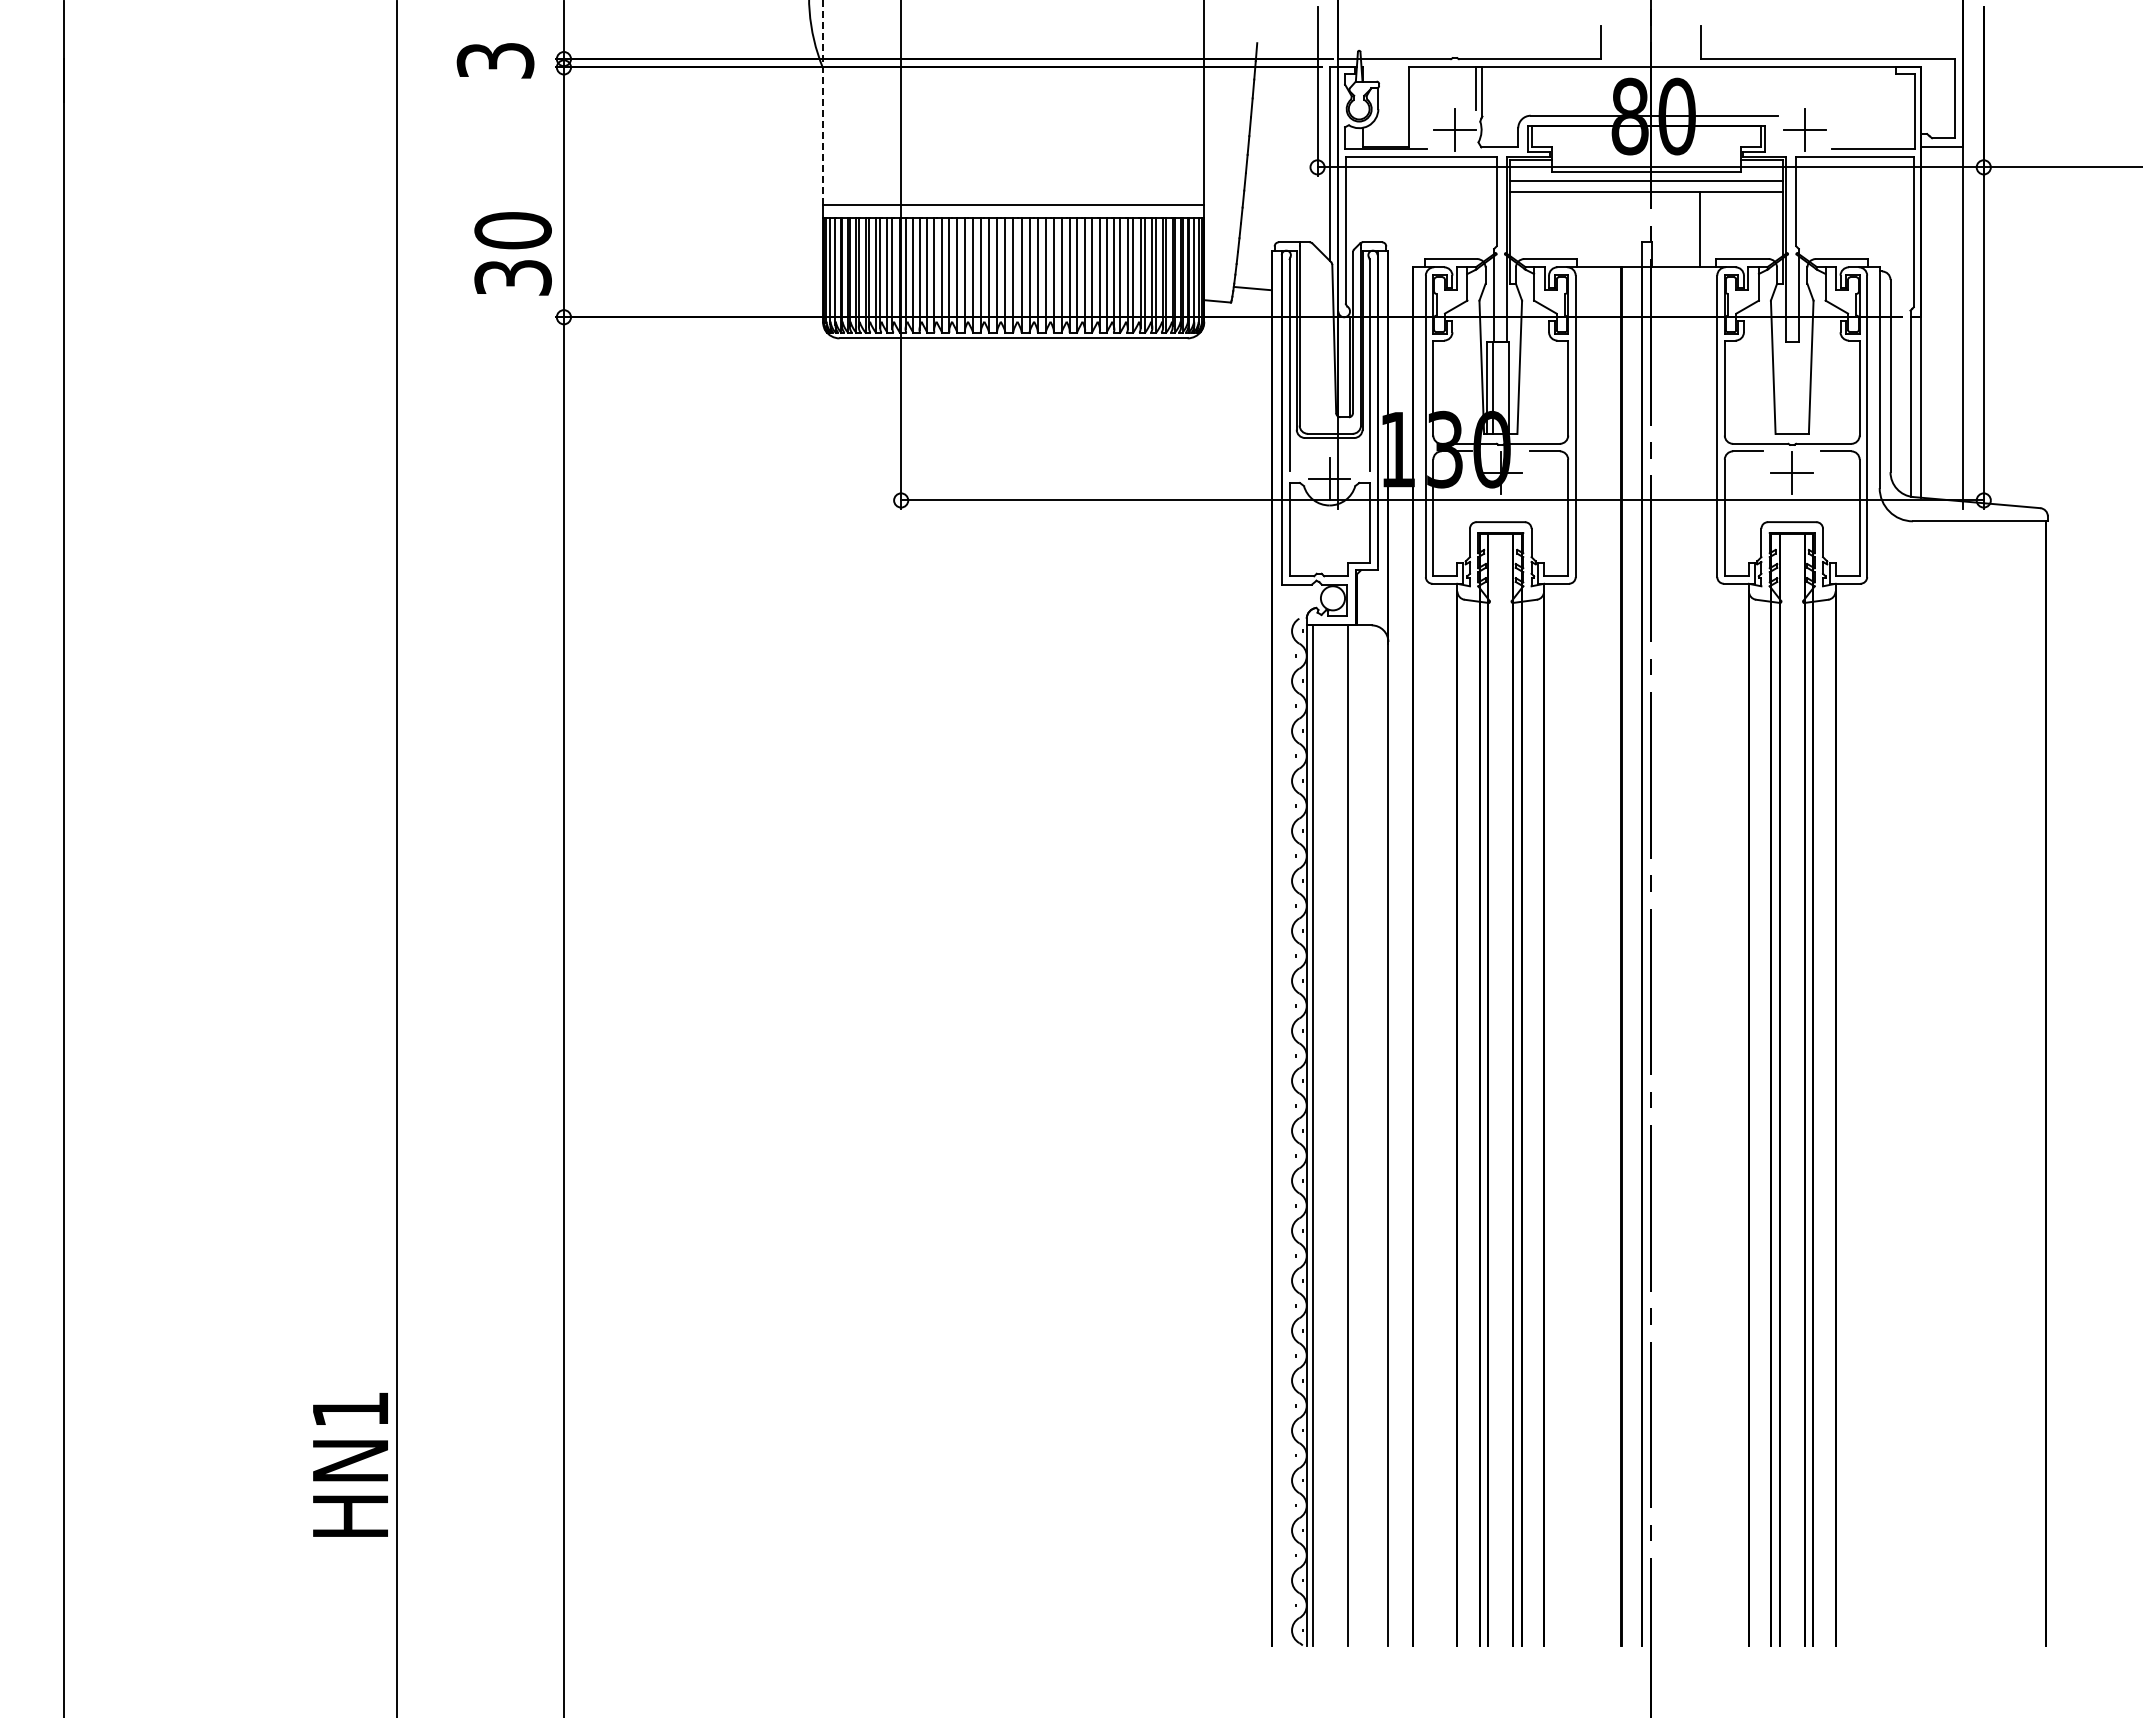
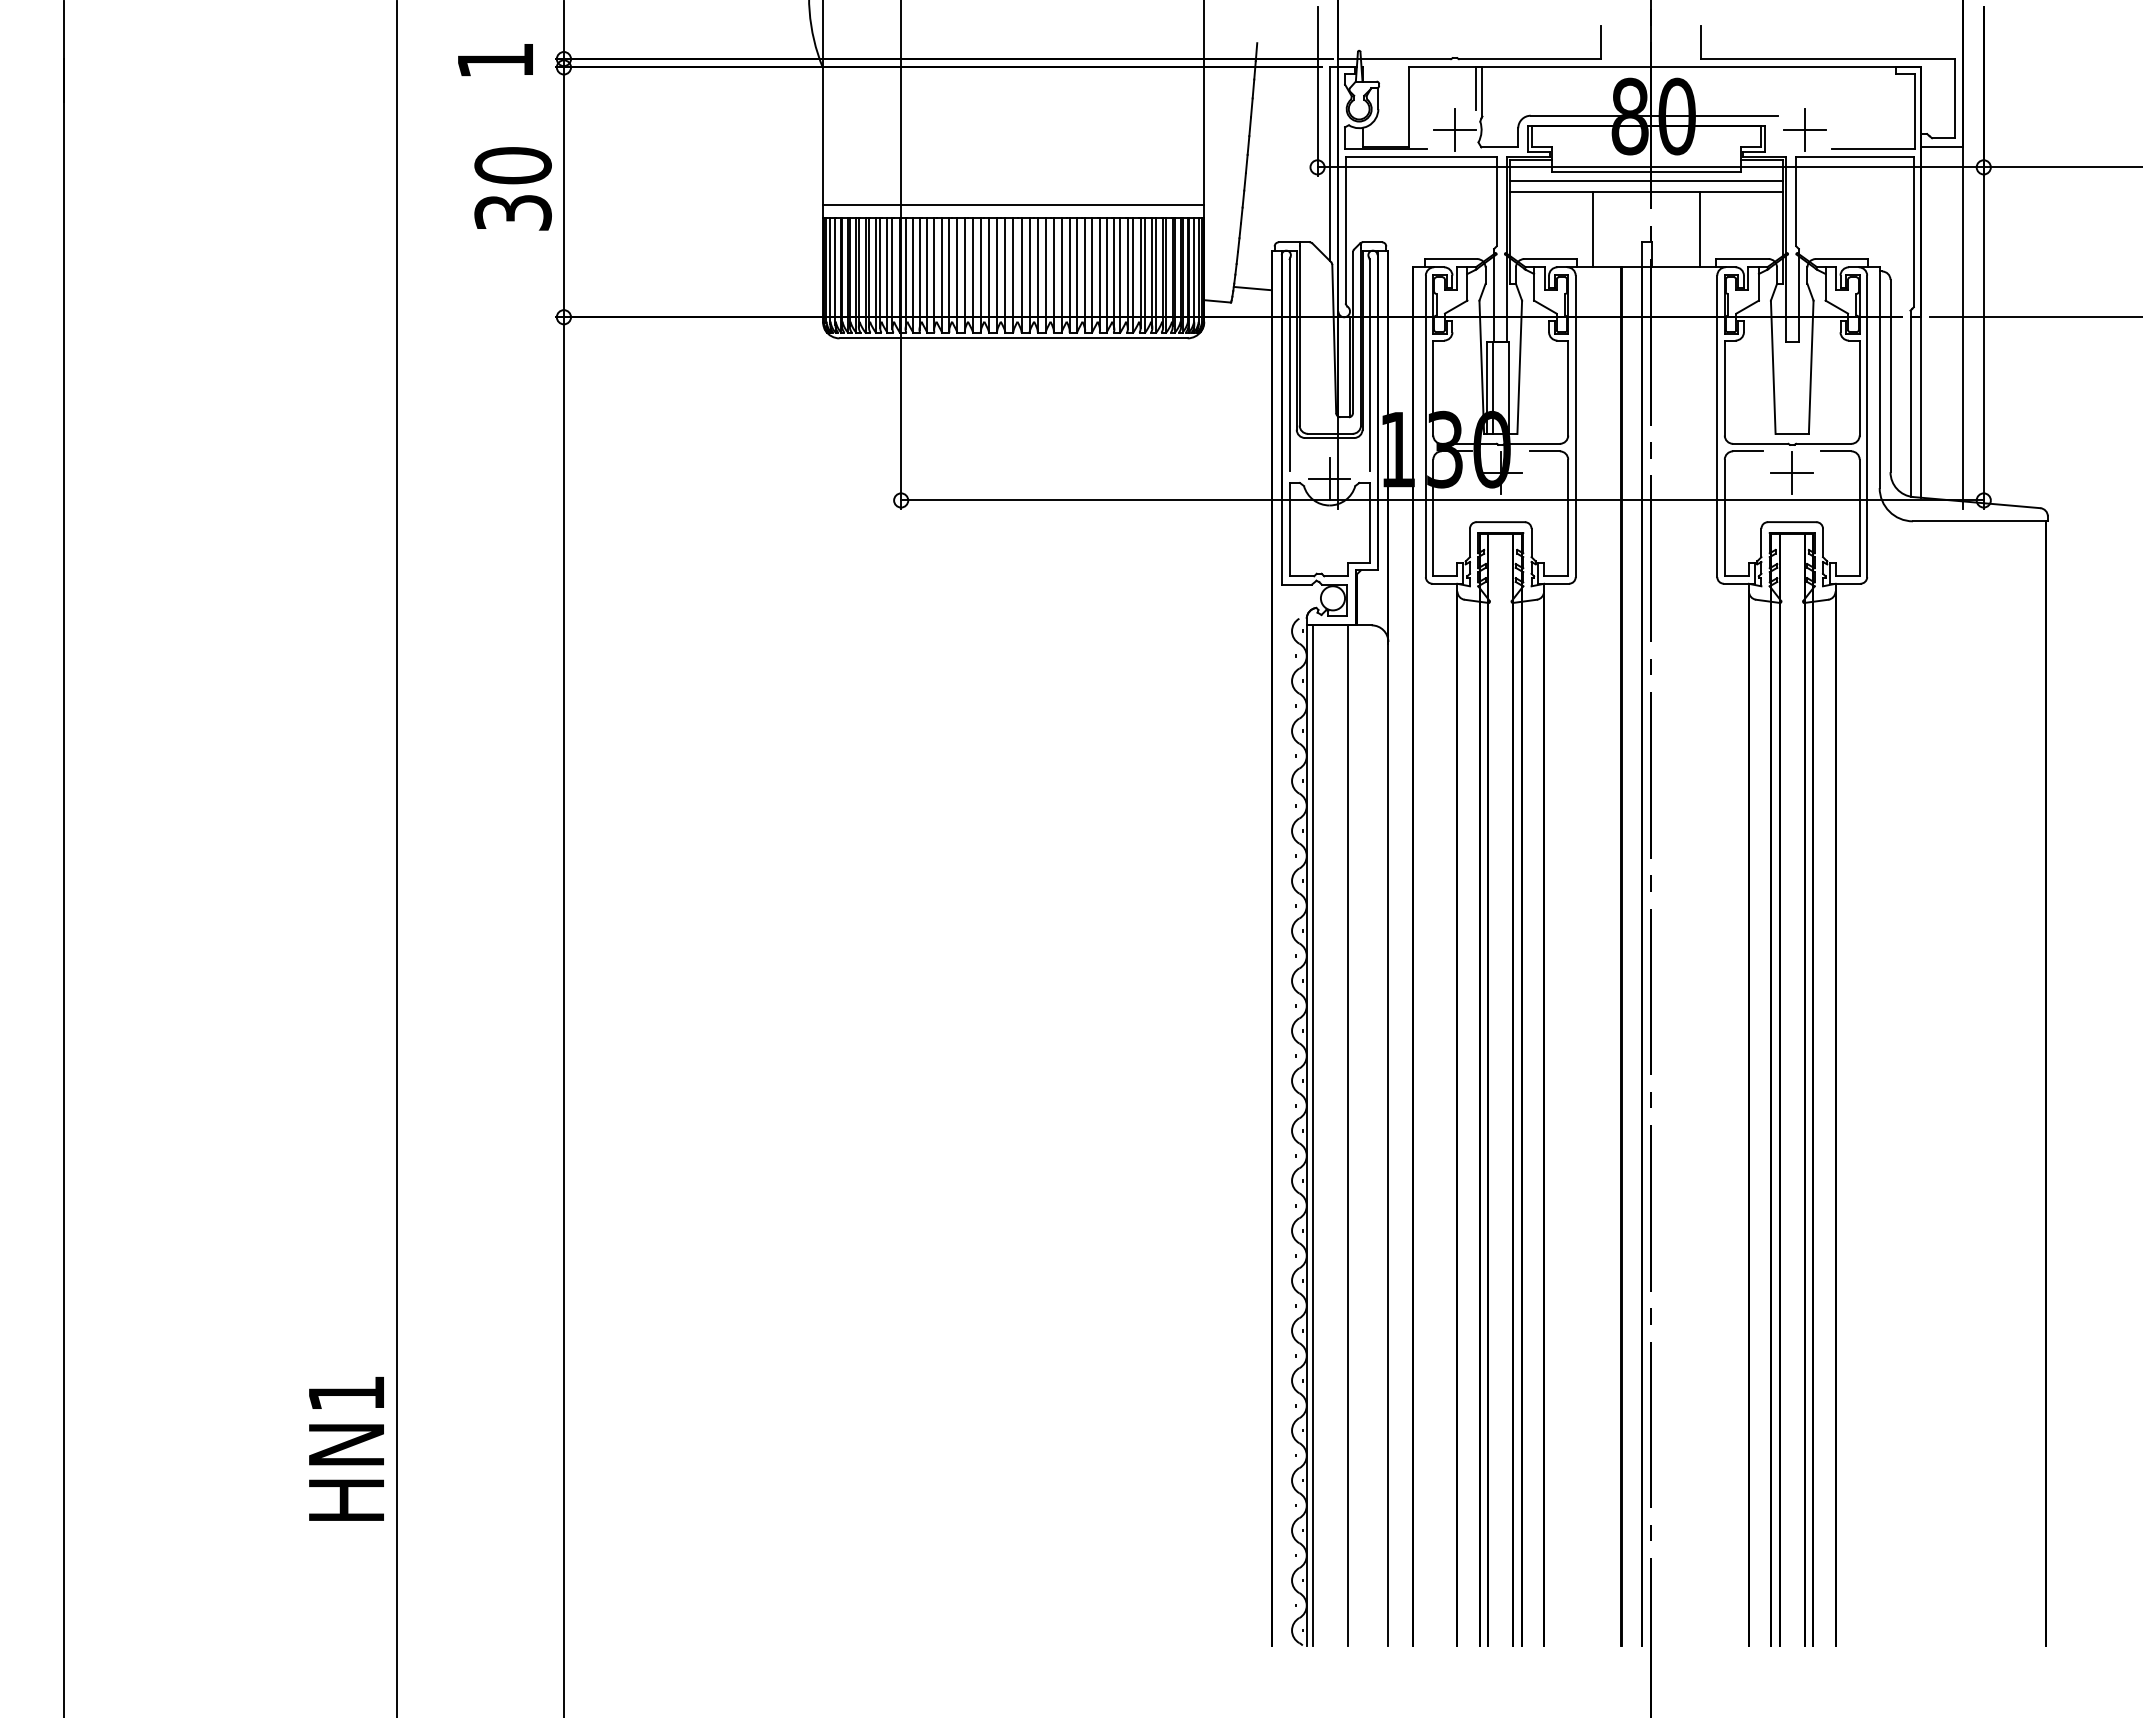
text: 3 -> 1 (495, 60)
line: dashed -> solid (822, 103)
line: none -> present (1593, 229)
text position: (512, 253) -> (512, 188) (512, 188)
line: none -> present (2034, 317)
text position: (350, 1464) -> (346, 1448) (346, 1448)
